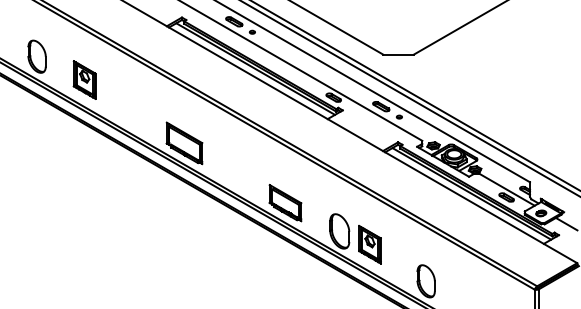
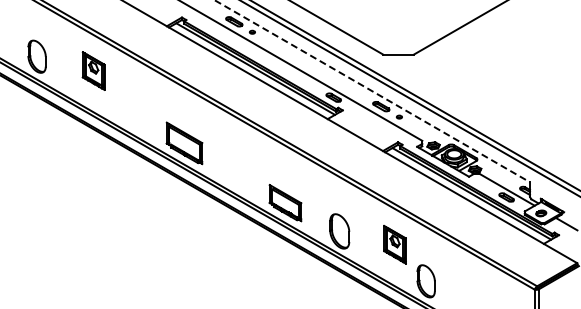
part position: (84, 79) -> (93, 70) (93, 70)
line: solid -> dashed (372, 91)
part position: (369, 244) -> (394, 244) (394, 244)
